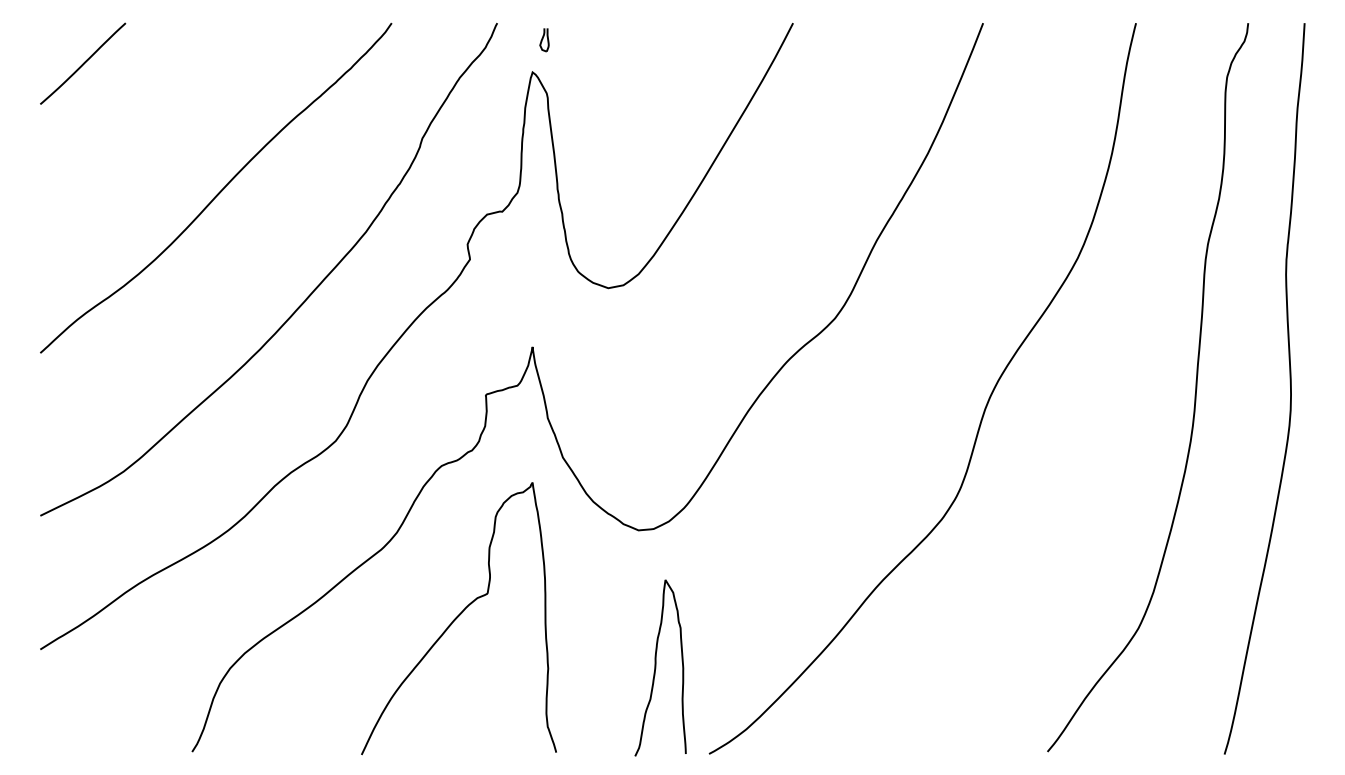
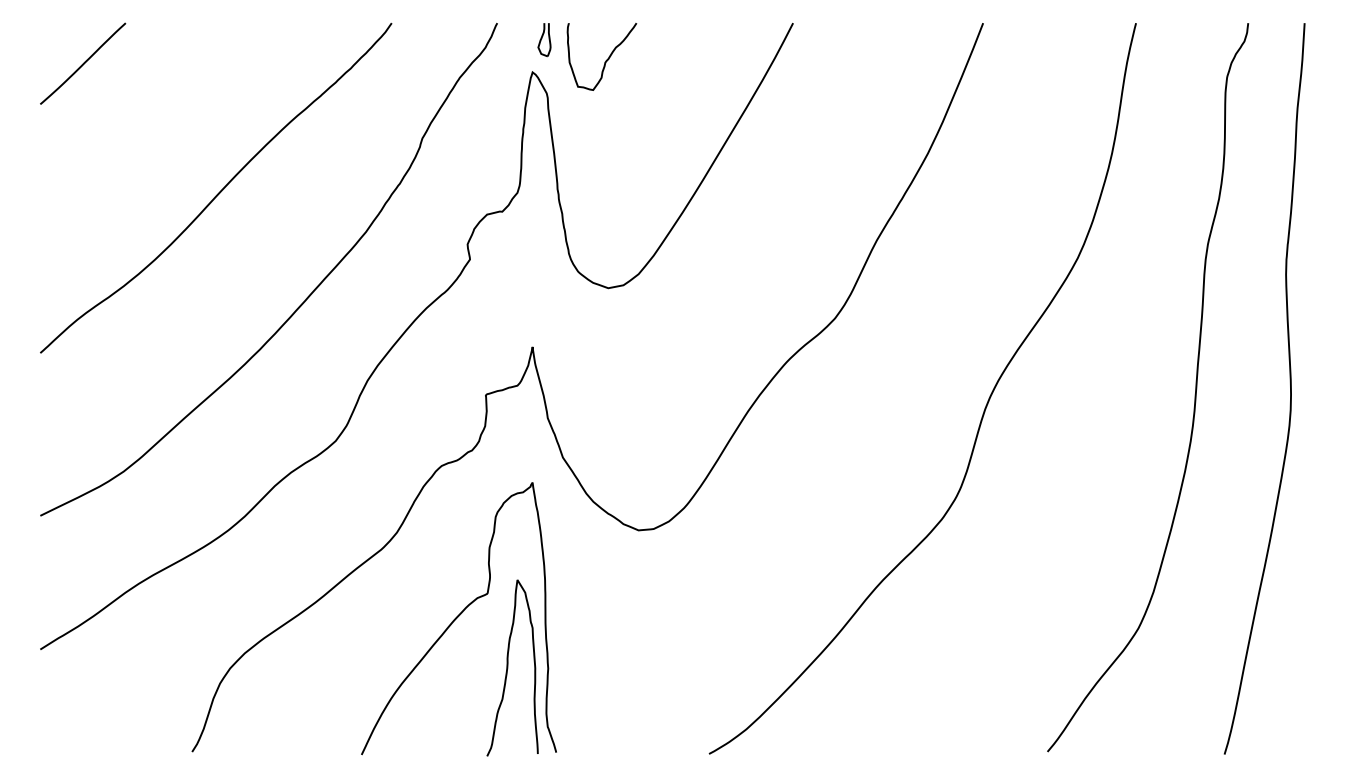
part size: 11x25 px -> 15x35 px (544, 40)
curve: none -> present (605, 60)
curve position: (656, 667) -> (508, 667) (508, 667)
